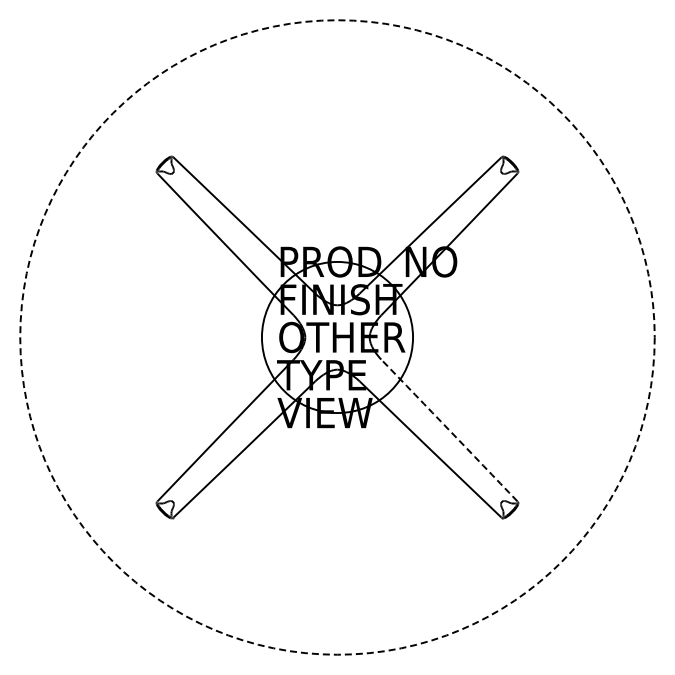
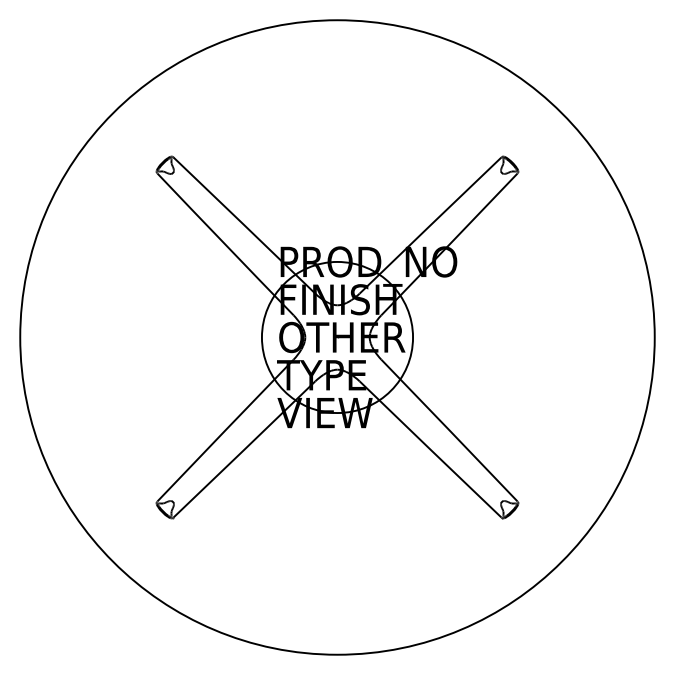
circle: dashed -> solid (337, 337)
arc: dashed -> solid (449, 430)
